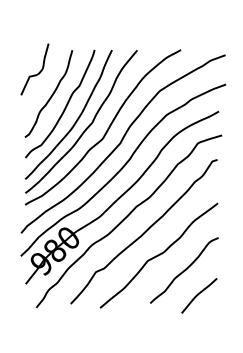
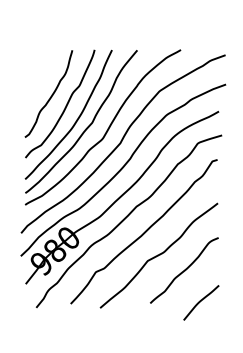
curve: present -> none (38, 72)
curve position: (199, 294) -> (201, 301) (201, 301)
